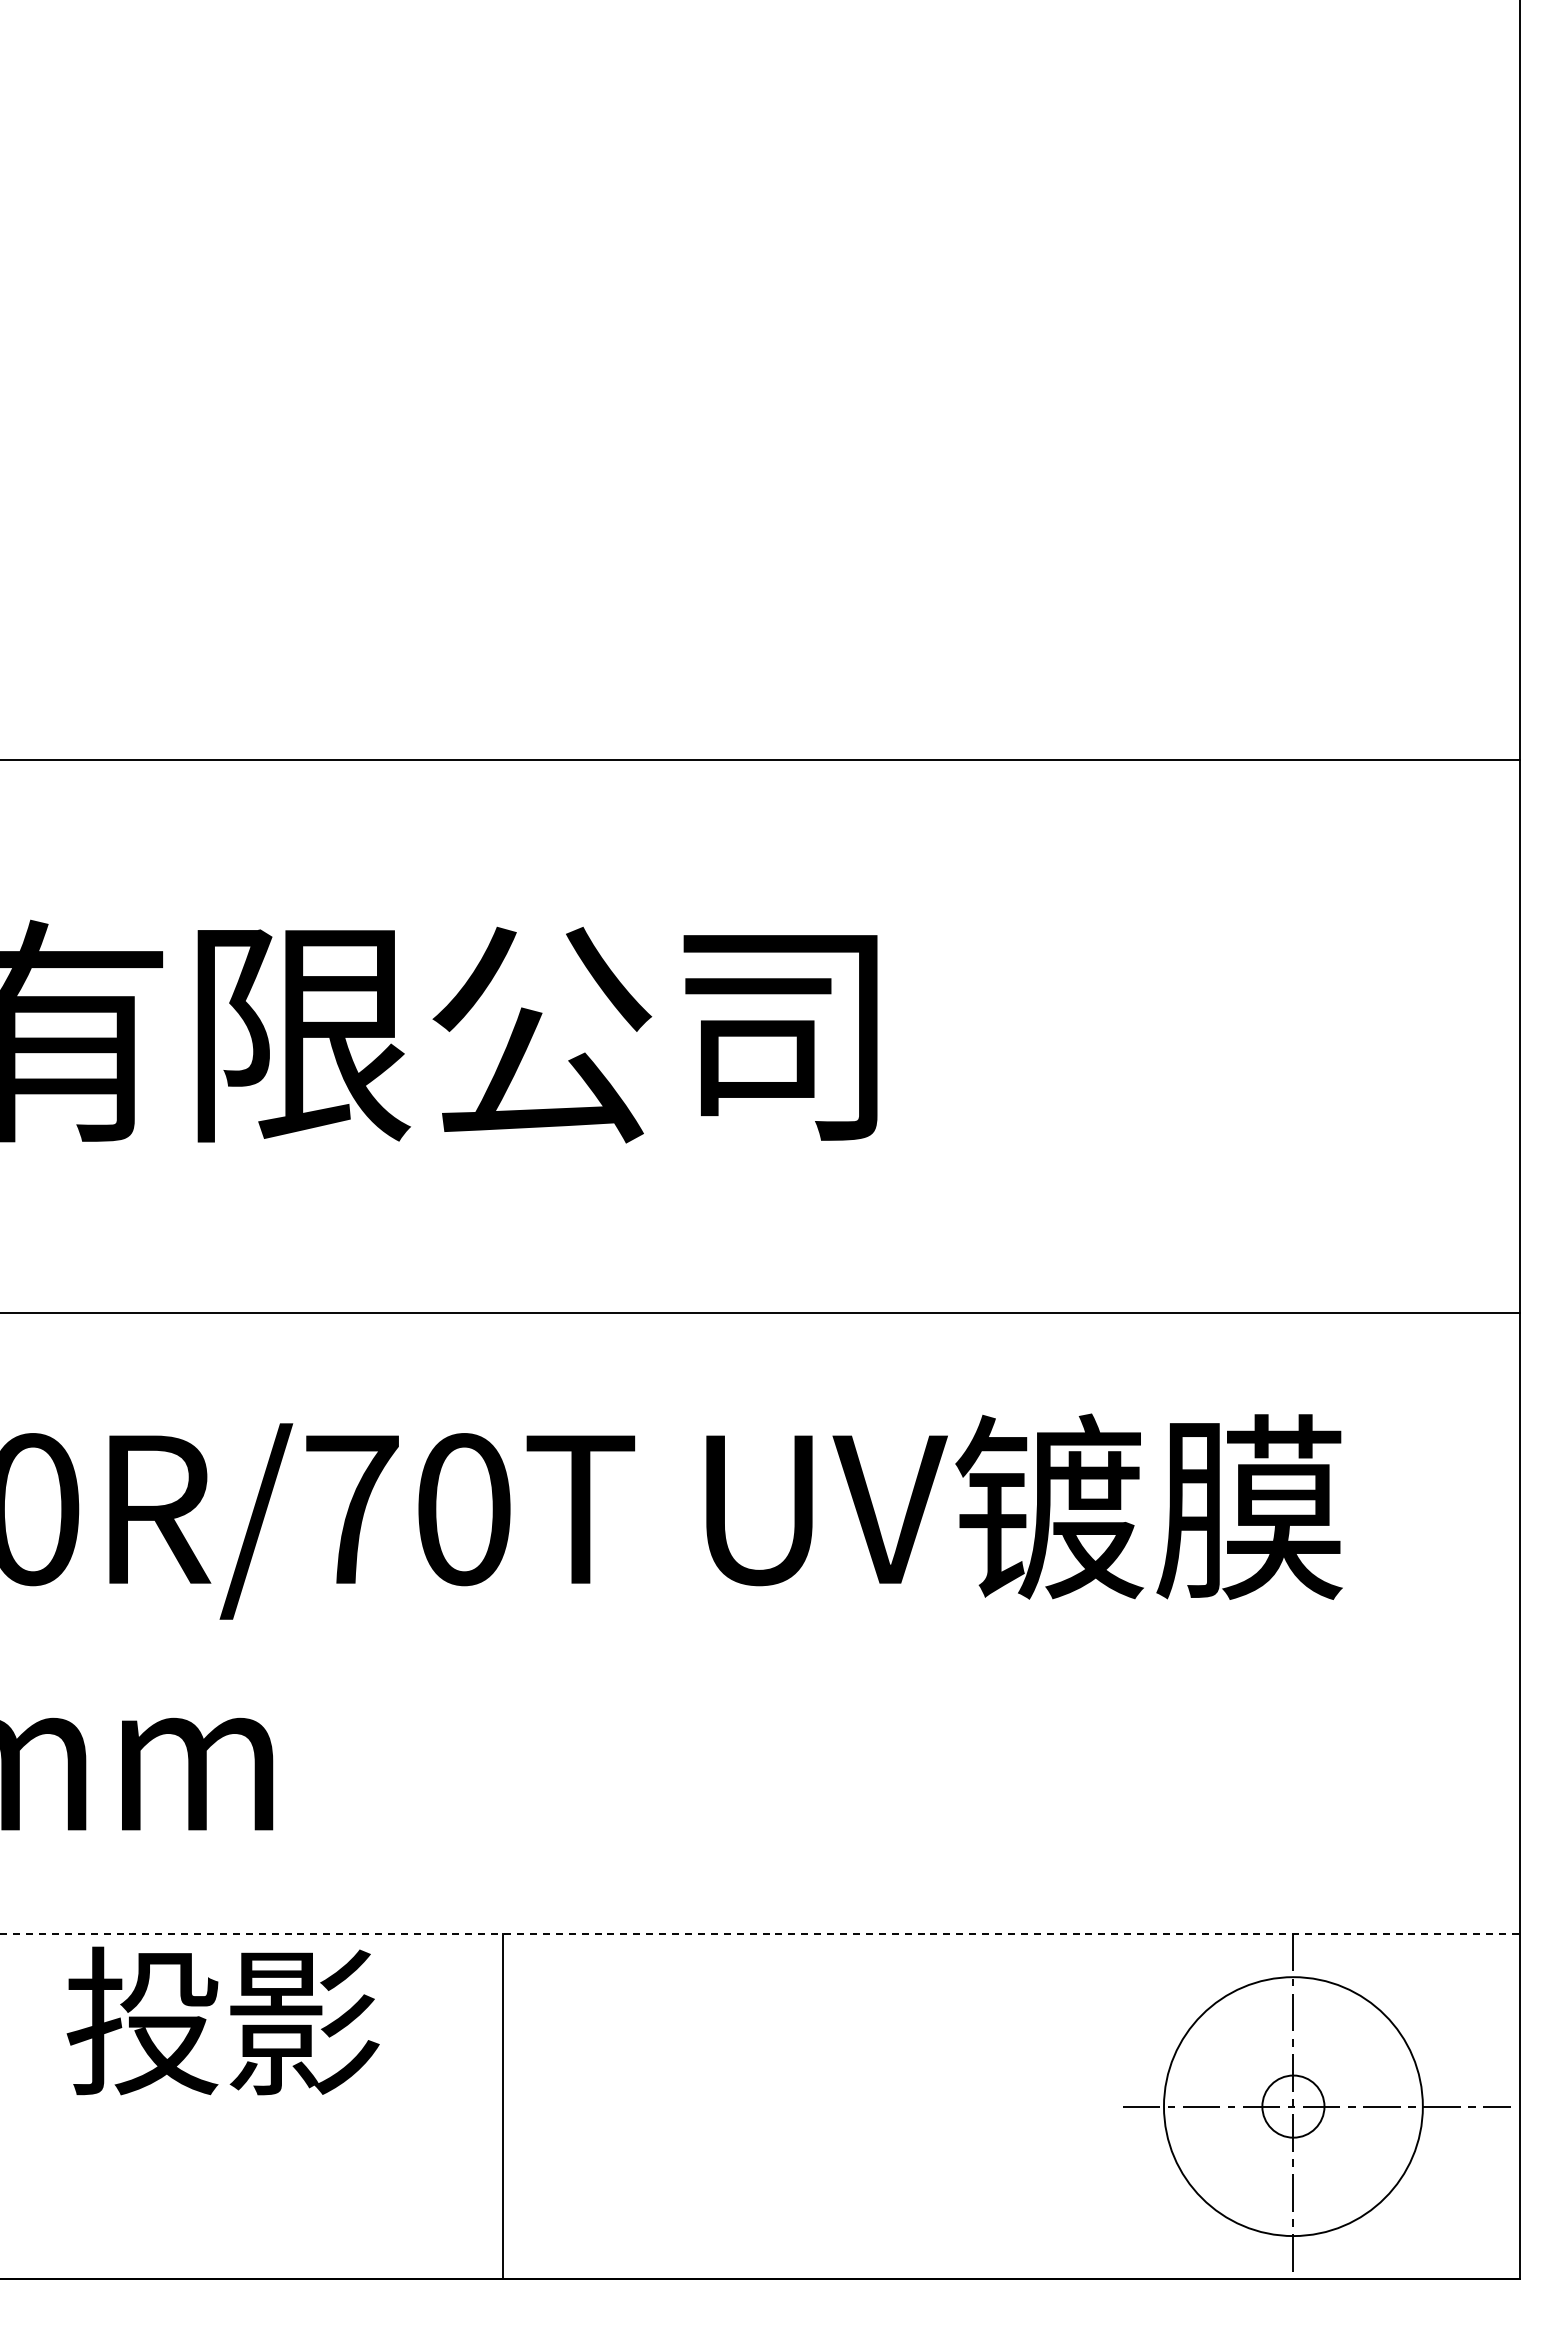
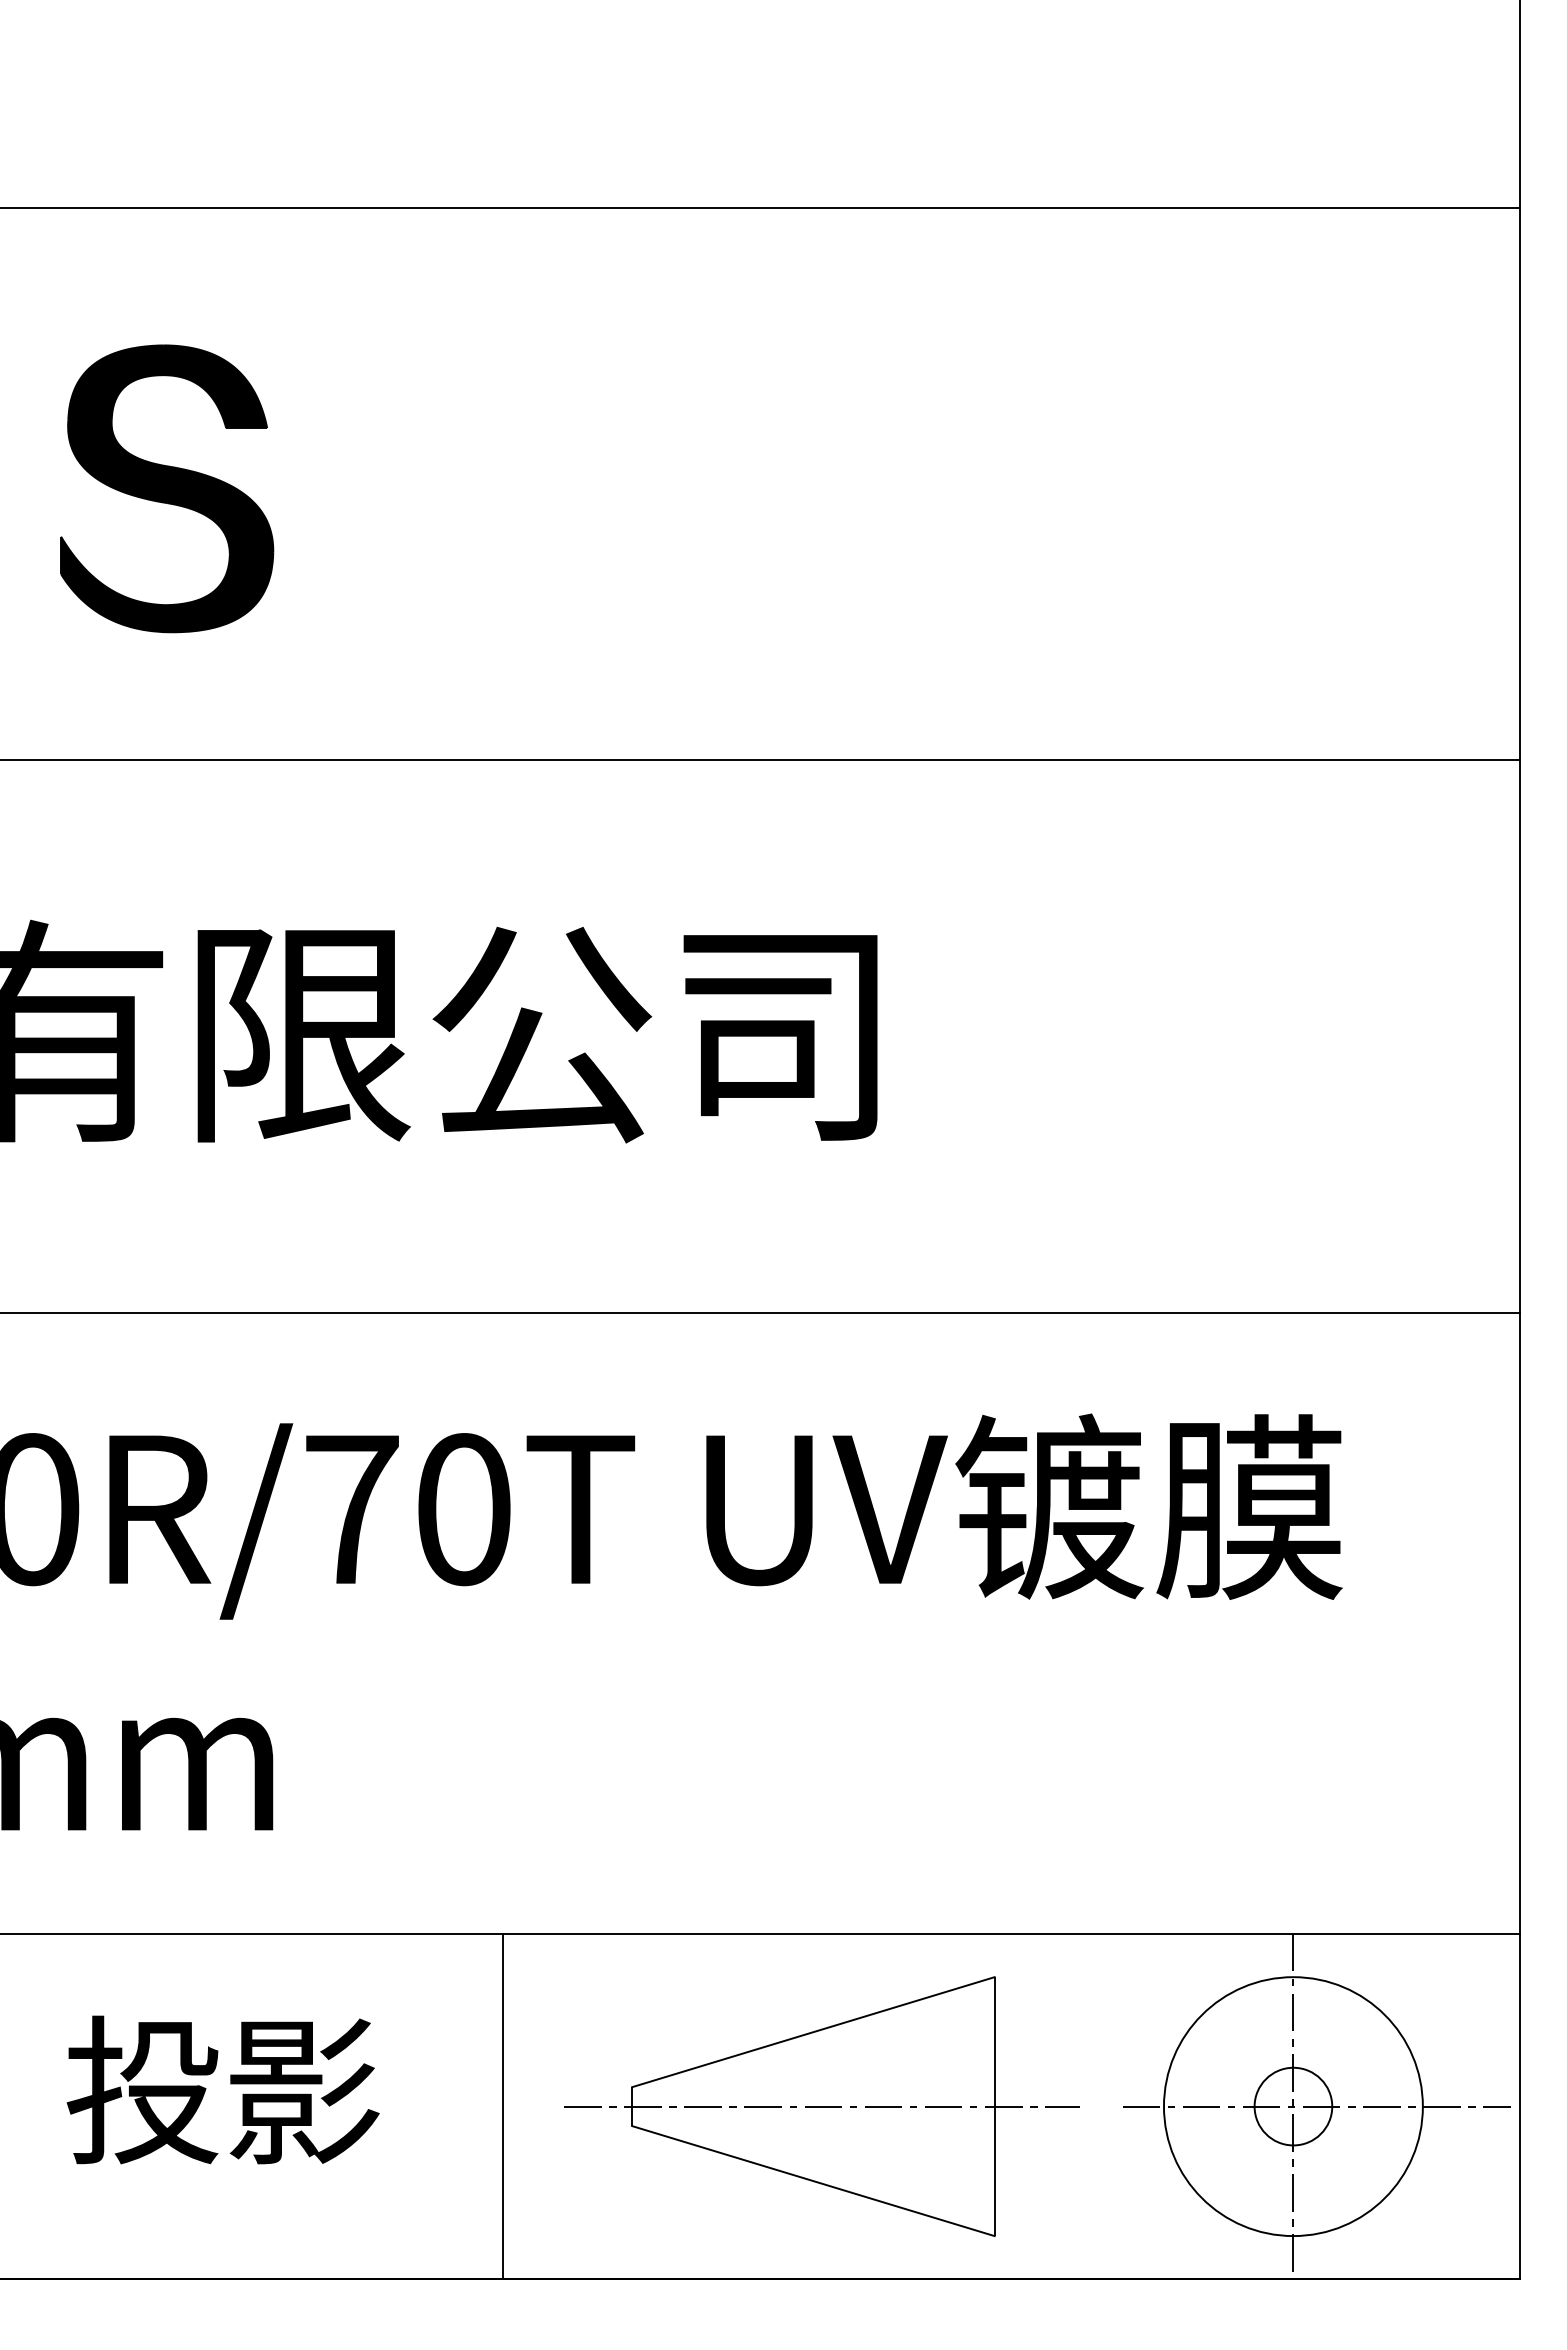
line: none -> present (760, 207)
part: none -> present (167, 488)
line: dashed -> solid (759, 1933)
text position: (222, 2020) -> (222, 2089) (222, 2089)
part: none -> present (821, 2106)
circle diameter: 62 px -> 78 px (1293, 2106)
